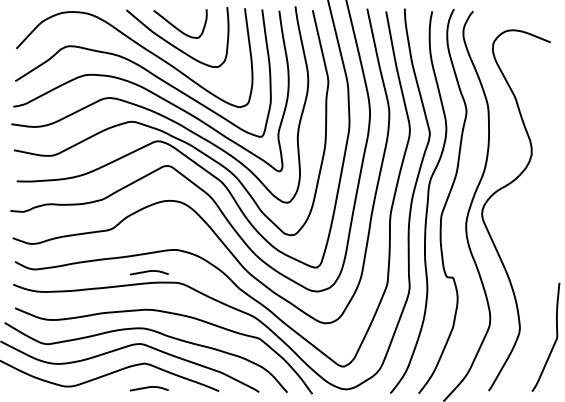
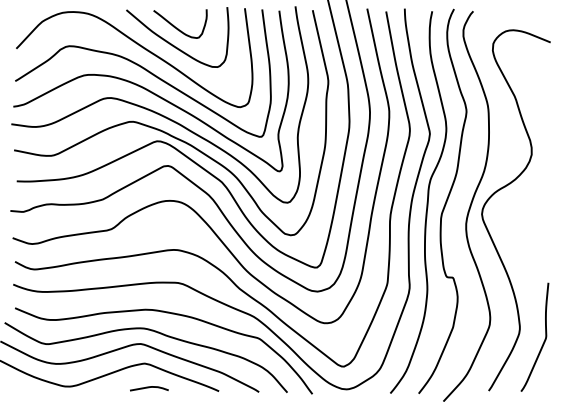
curve: present -> none (149, 272)
curve position: (554, 341) -> (543, 341) (543, 341)
